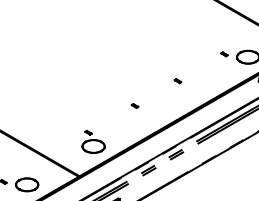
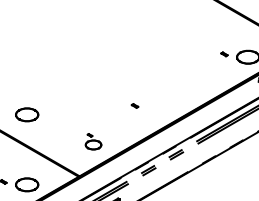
part: present -> none (177, 81)
part: none -> present (27, 114)
part size: 25x25 px -> 19x18 px (93, 141)
